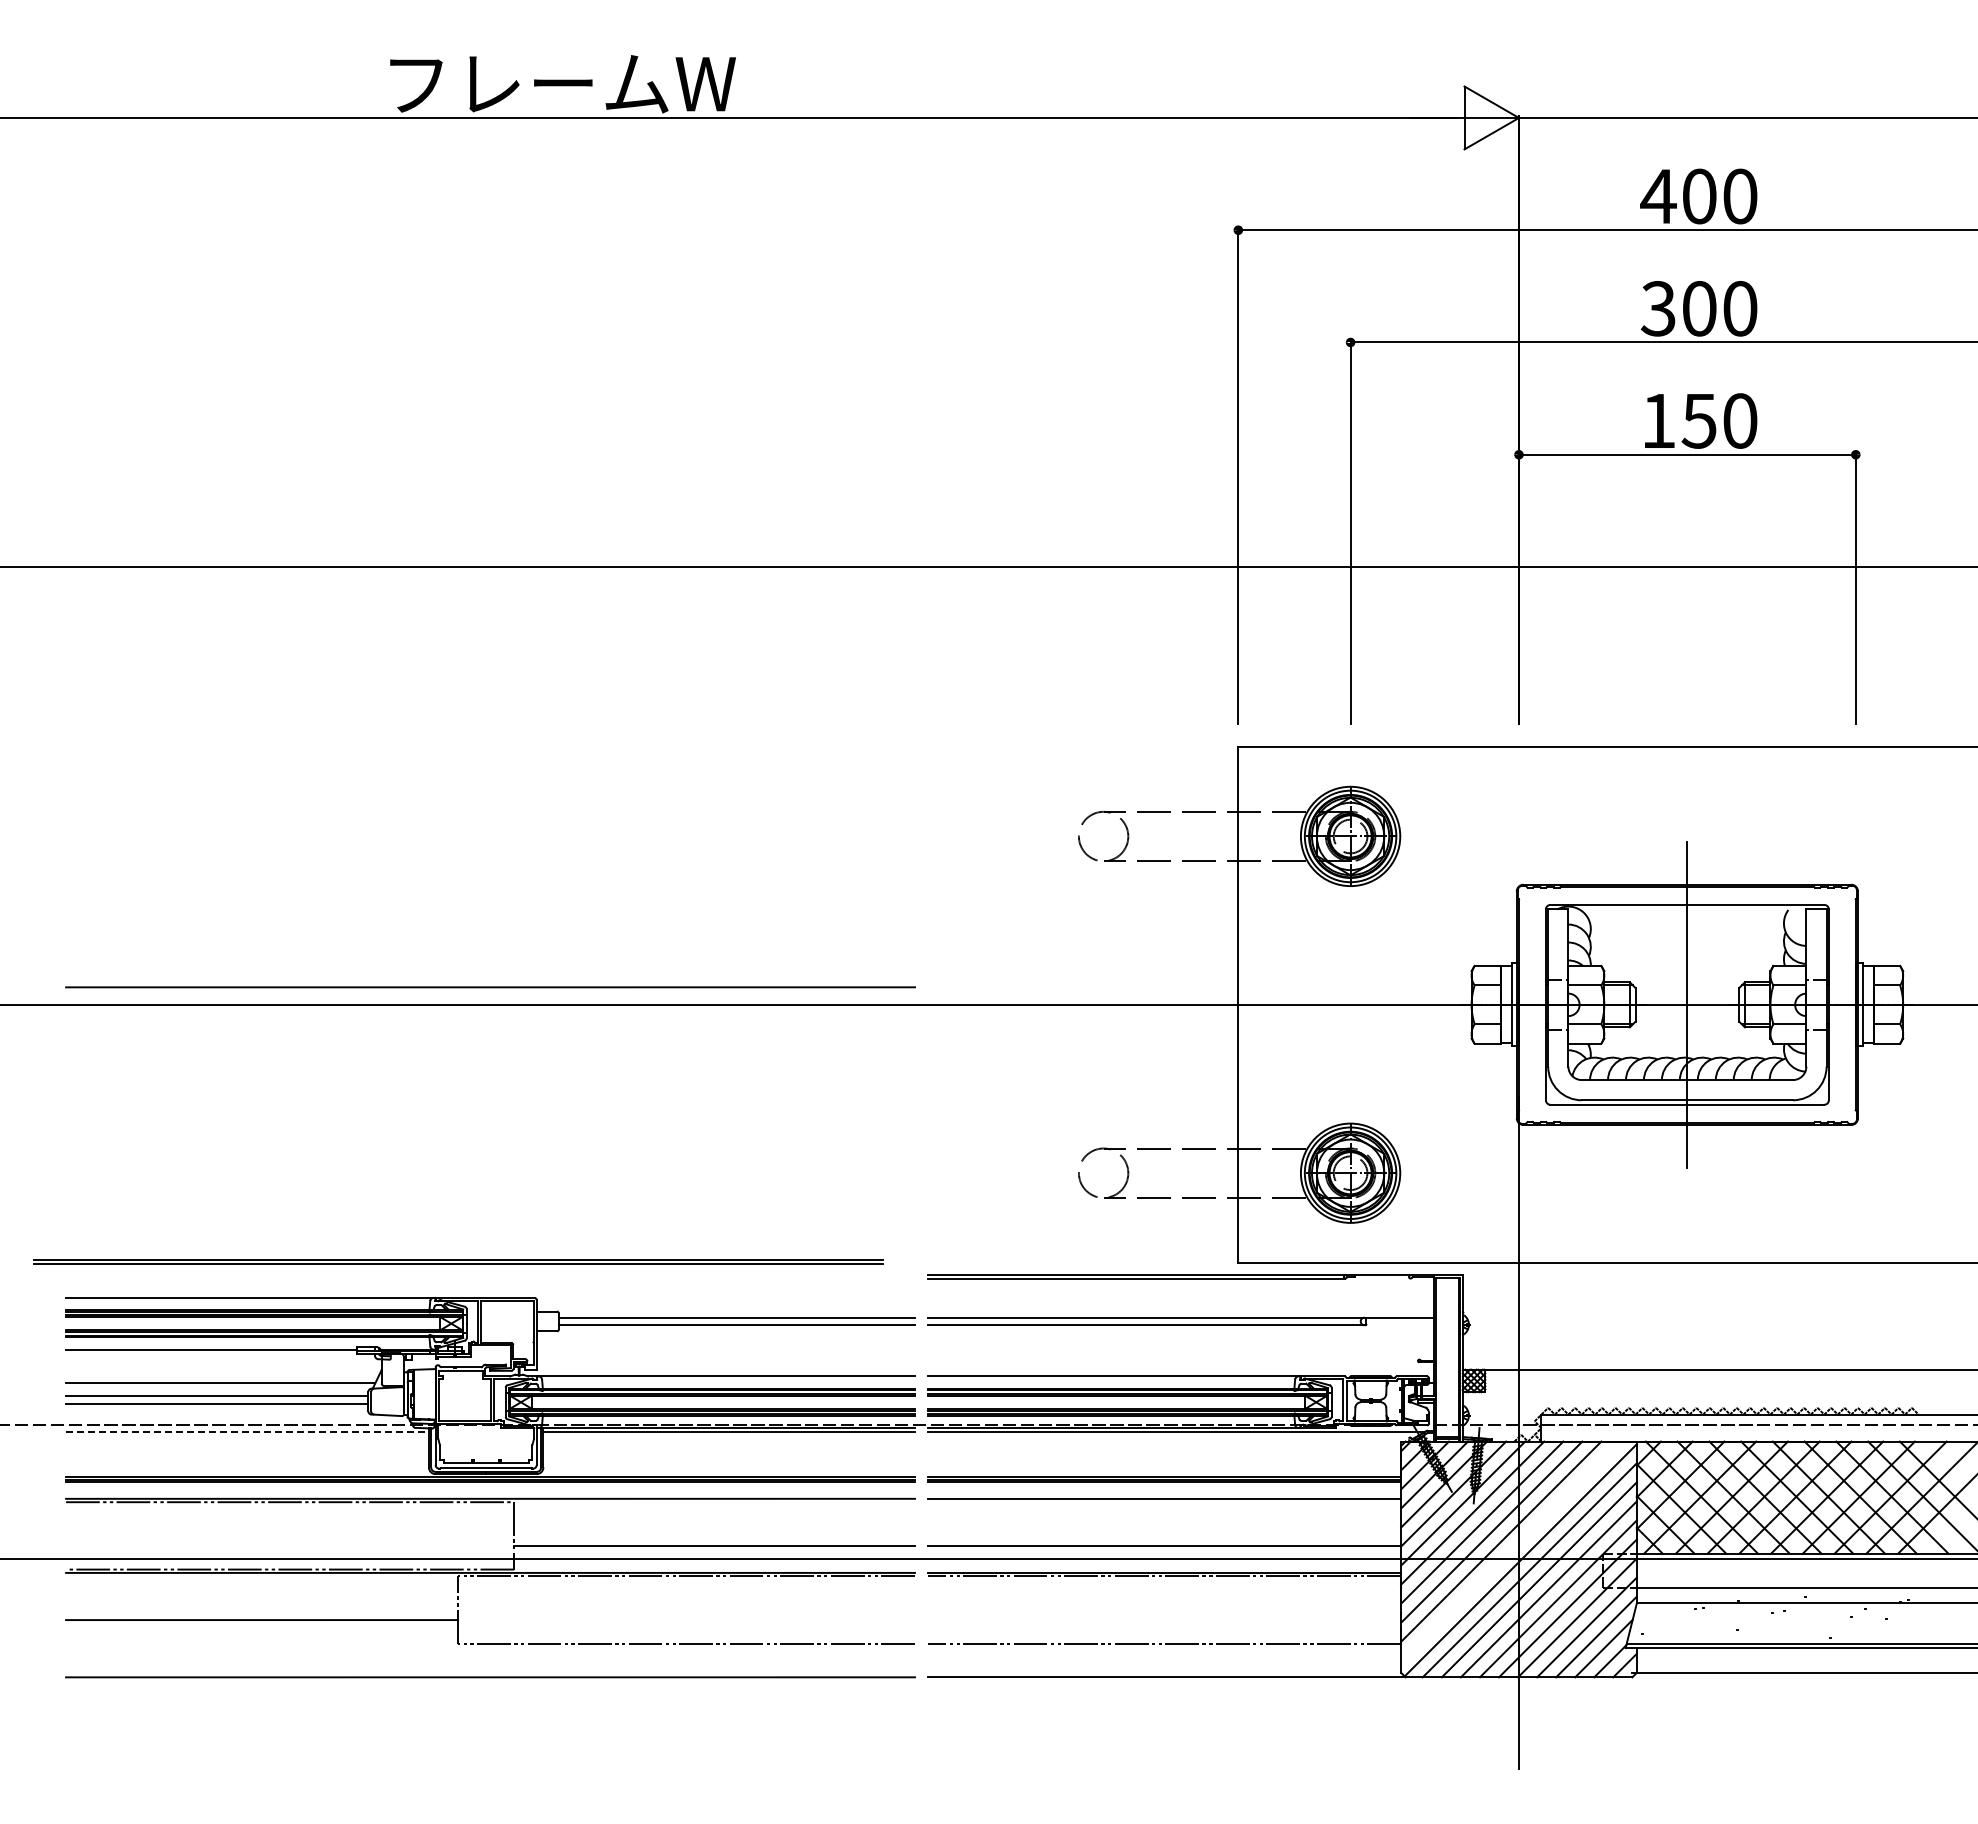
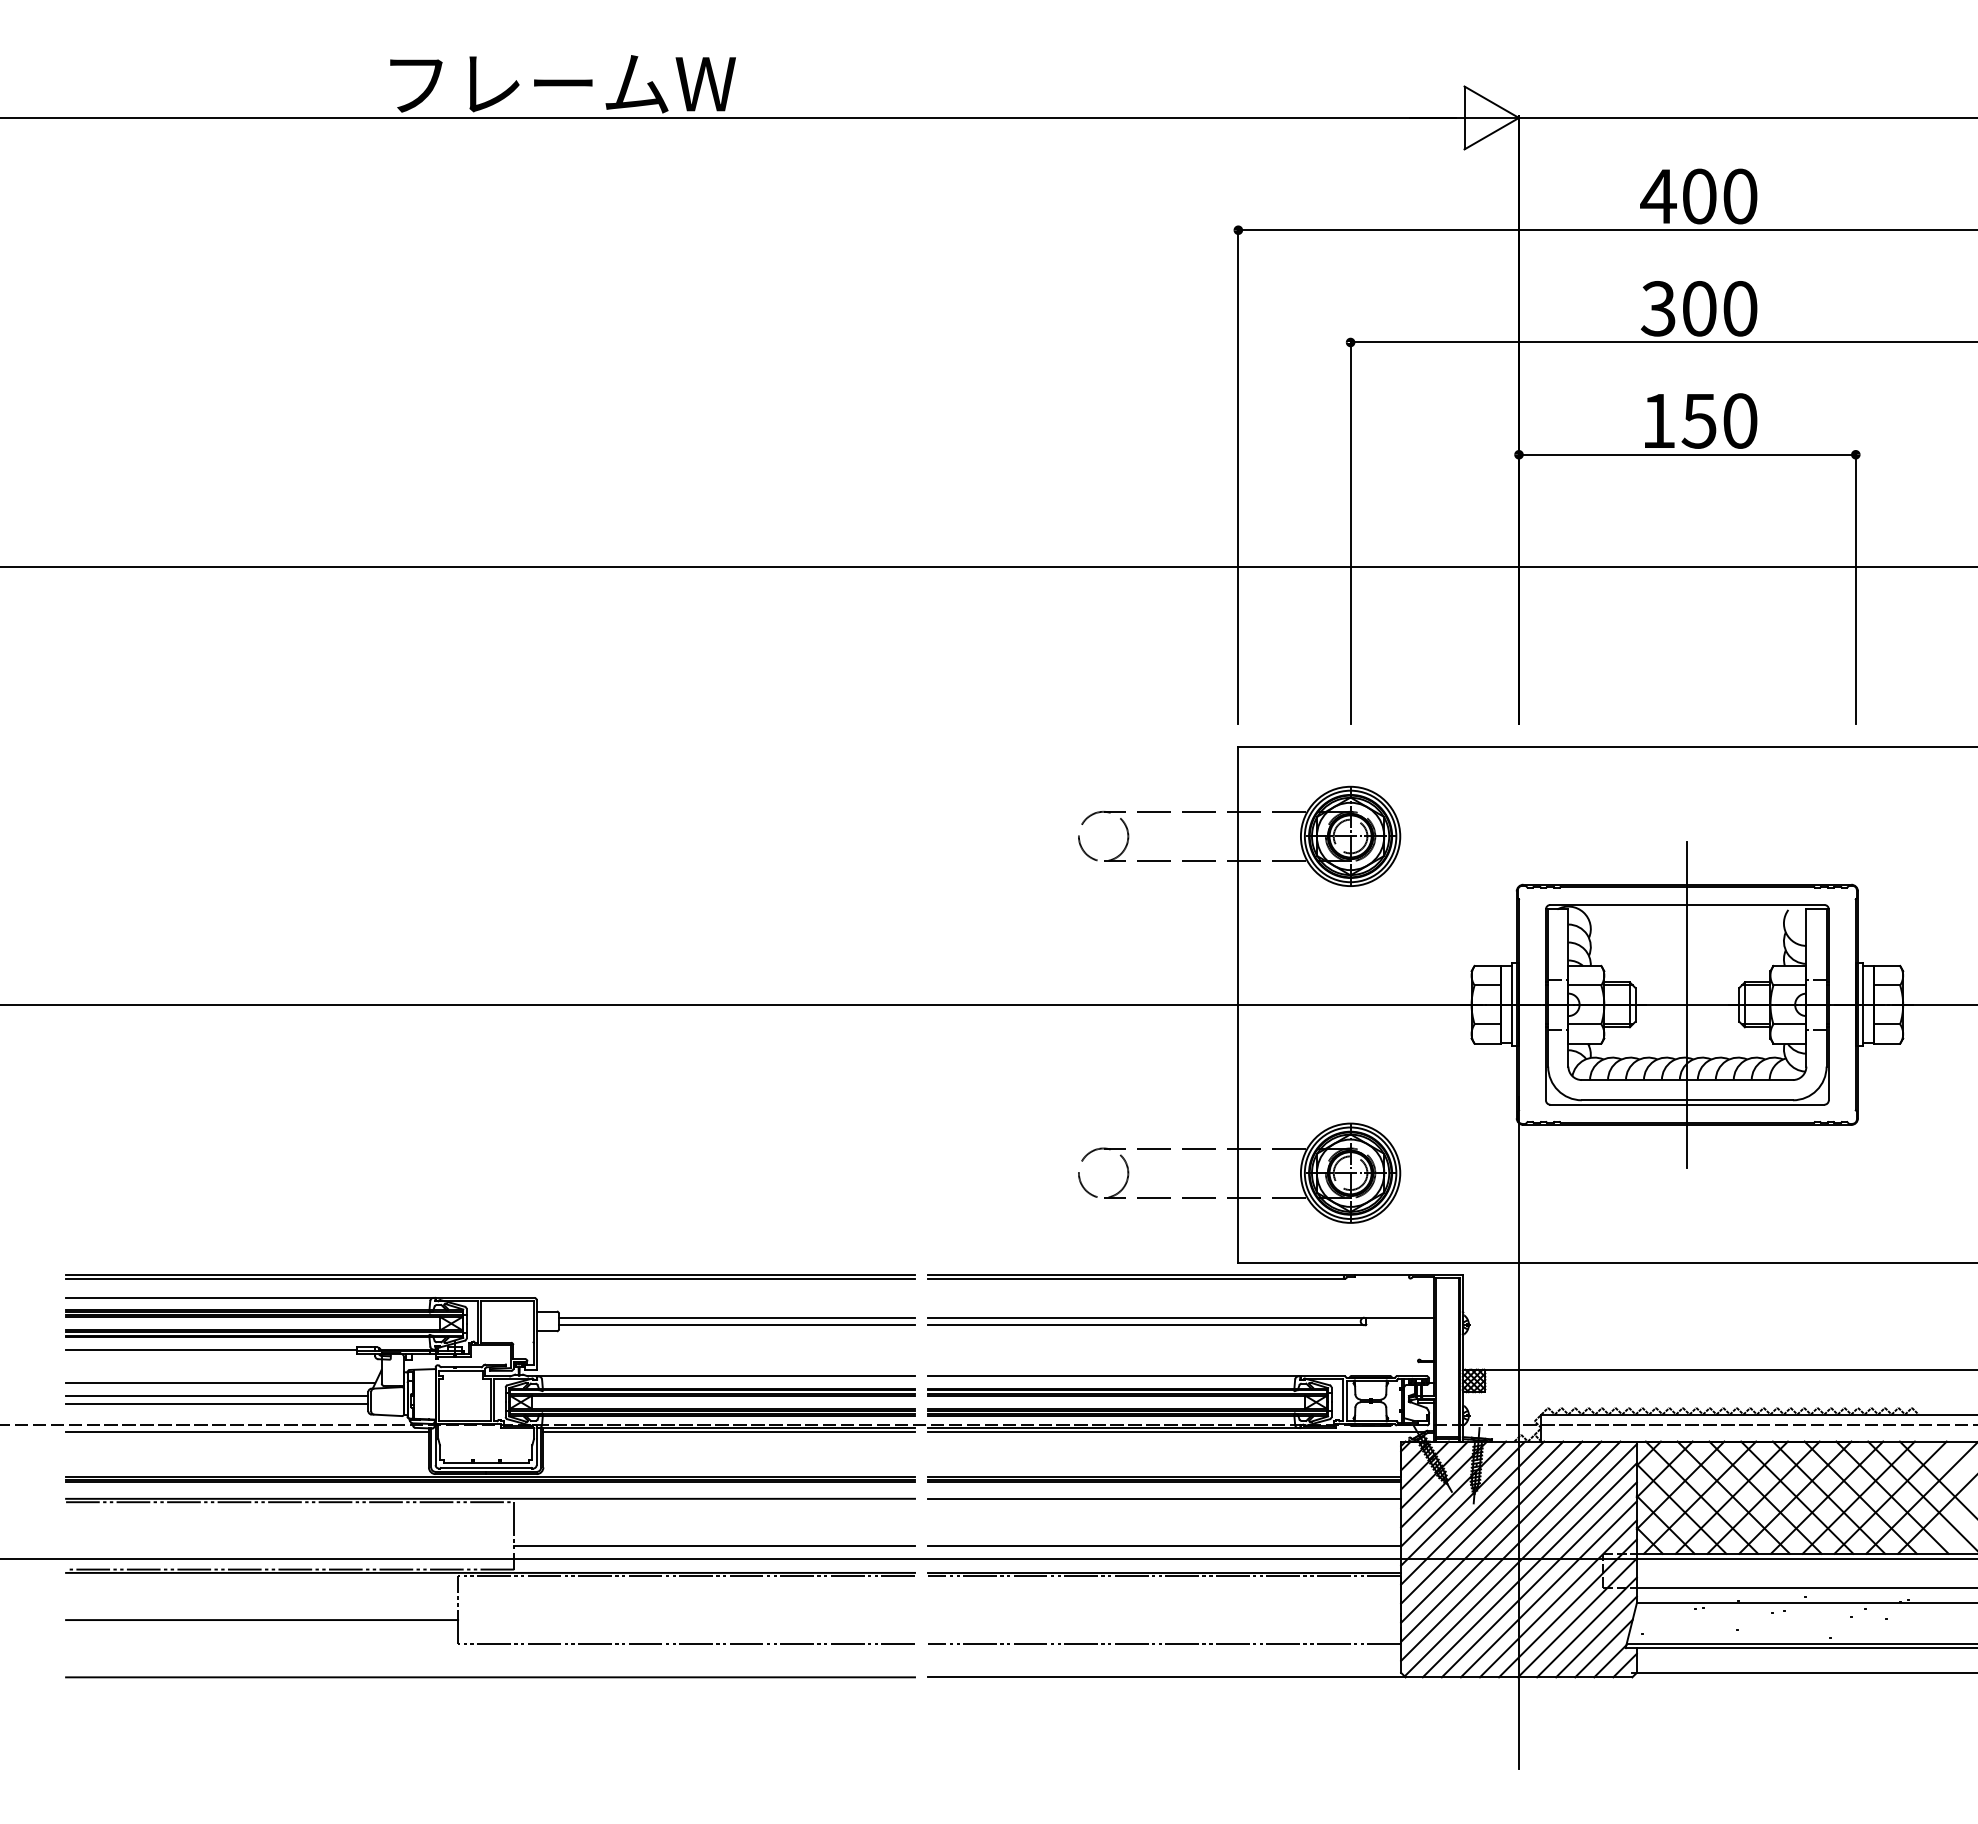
line: present -> none (490, 987)
part position: (458, 1261) -> (490, 1276) (490, 1276)
line: dashed -> solid (247, 1432)
line: none -> present (1510, 1550)
